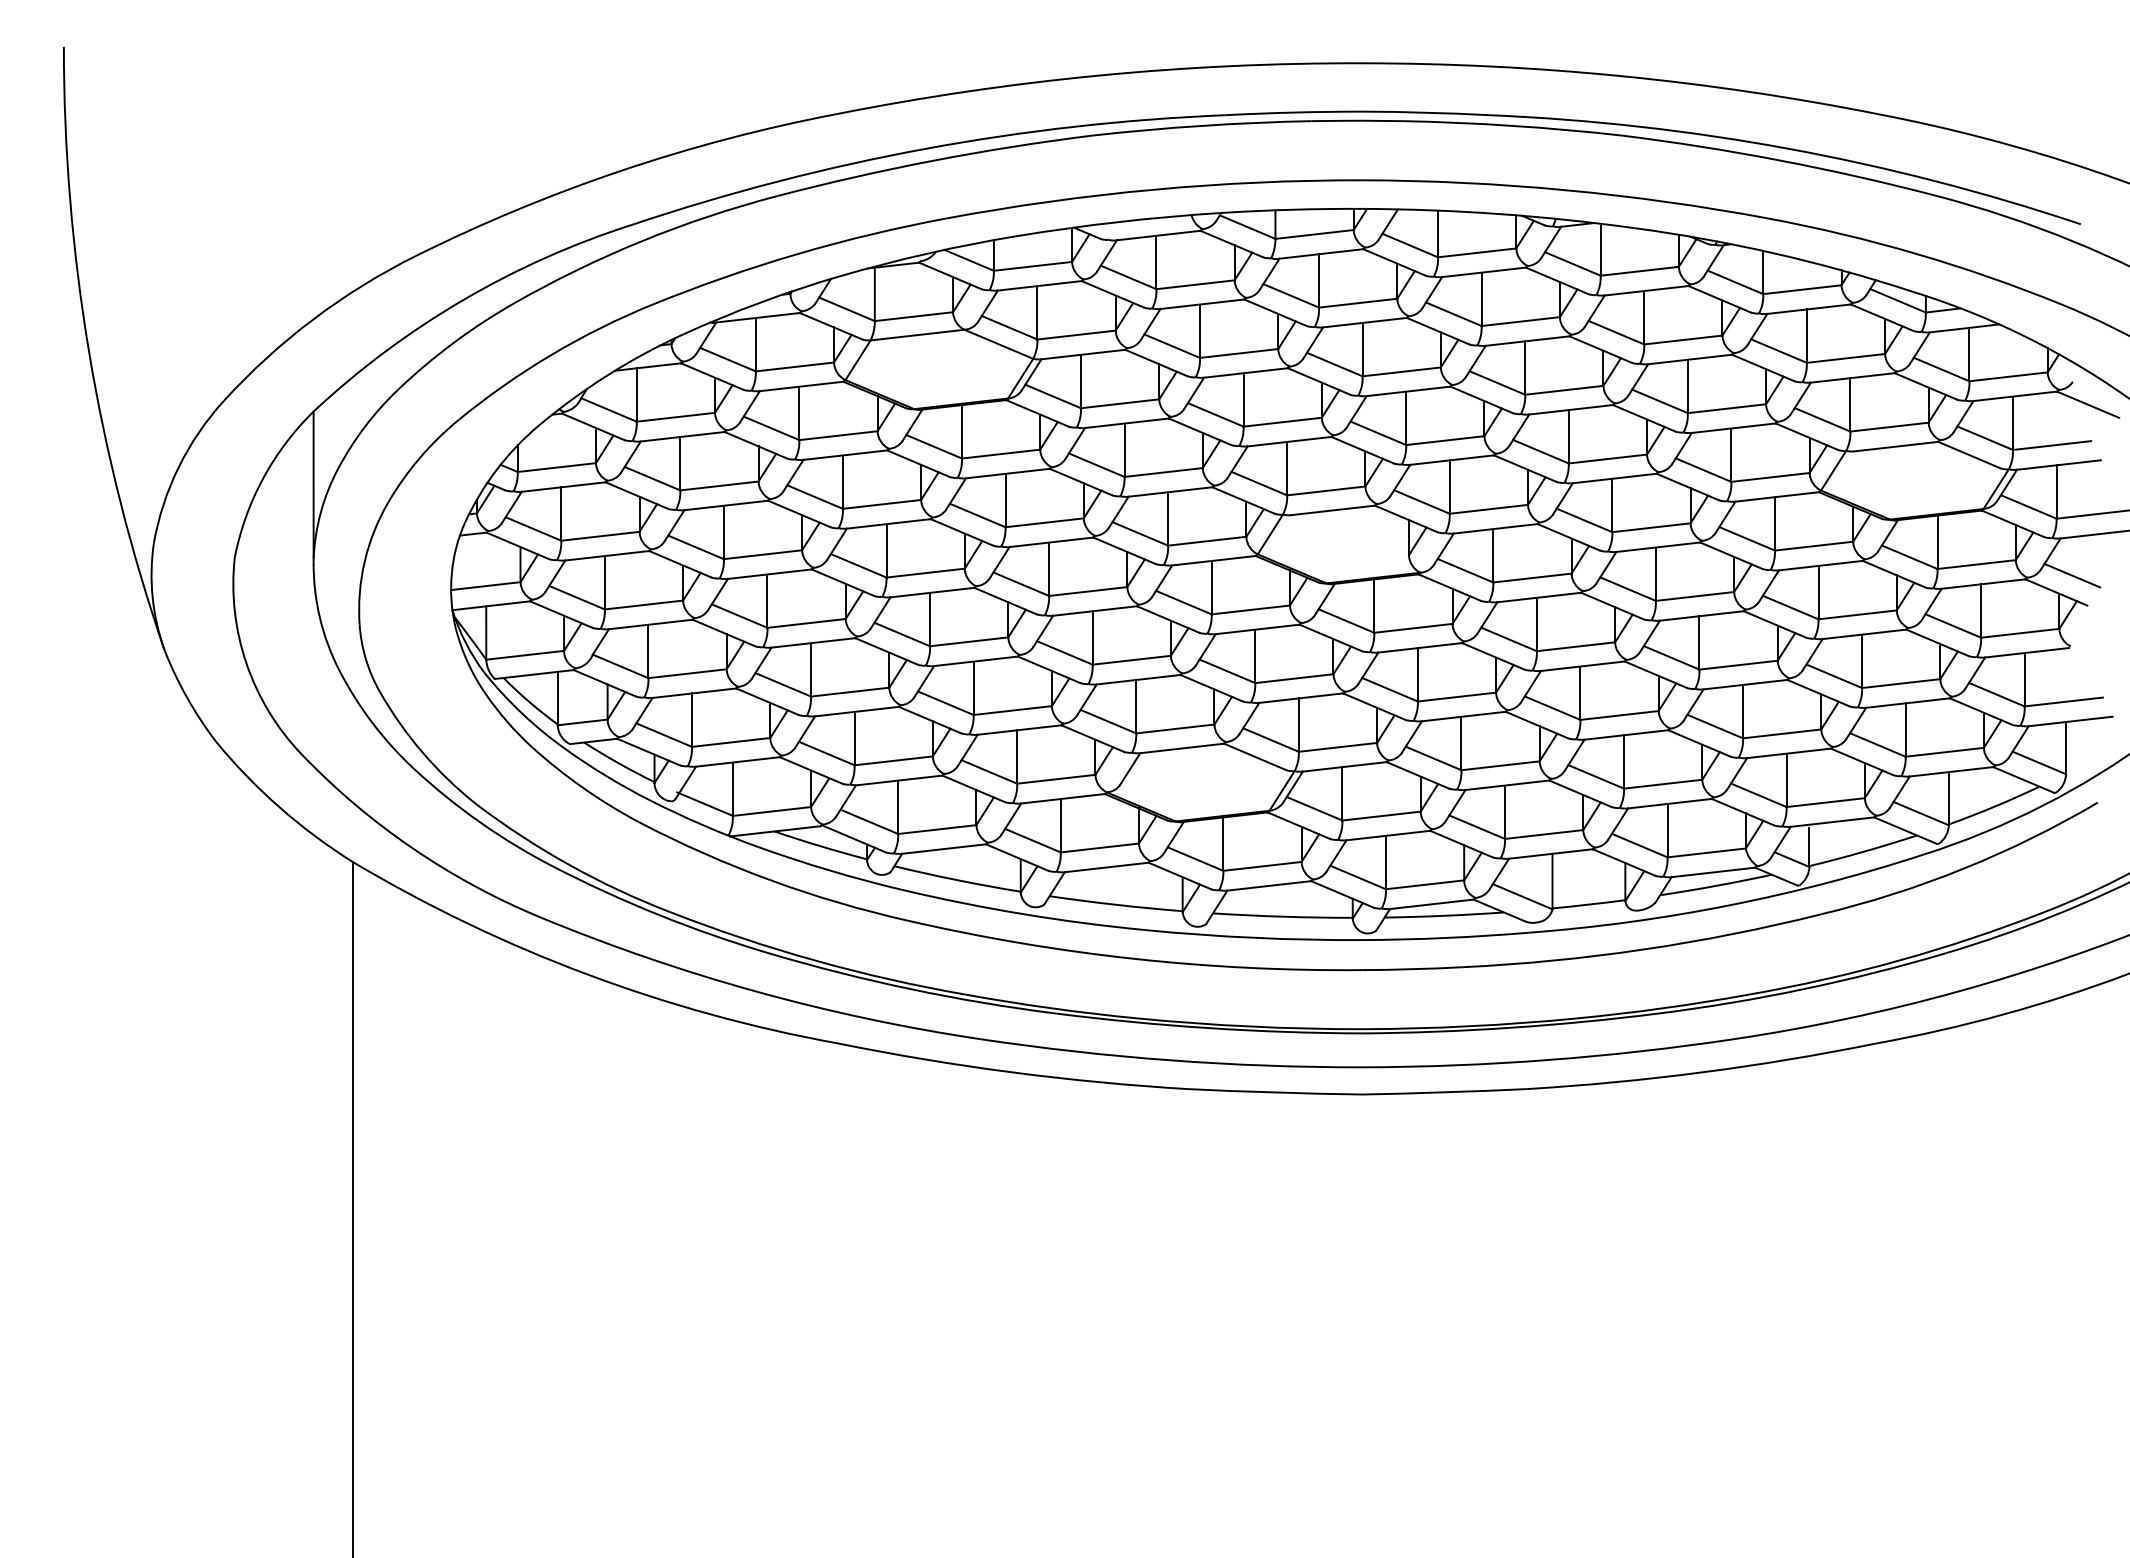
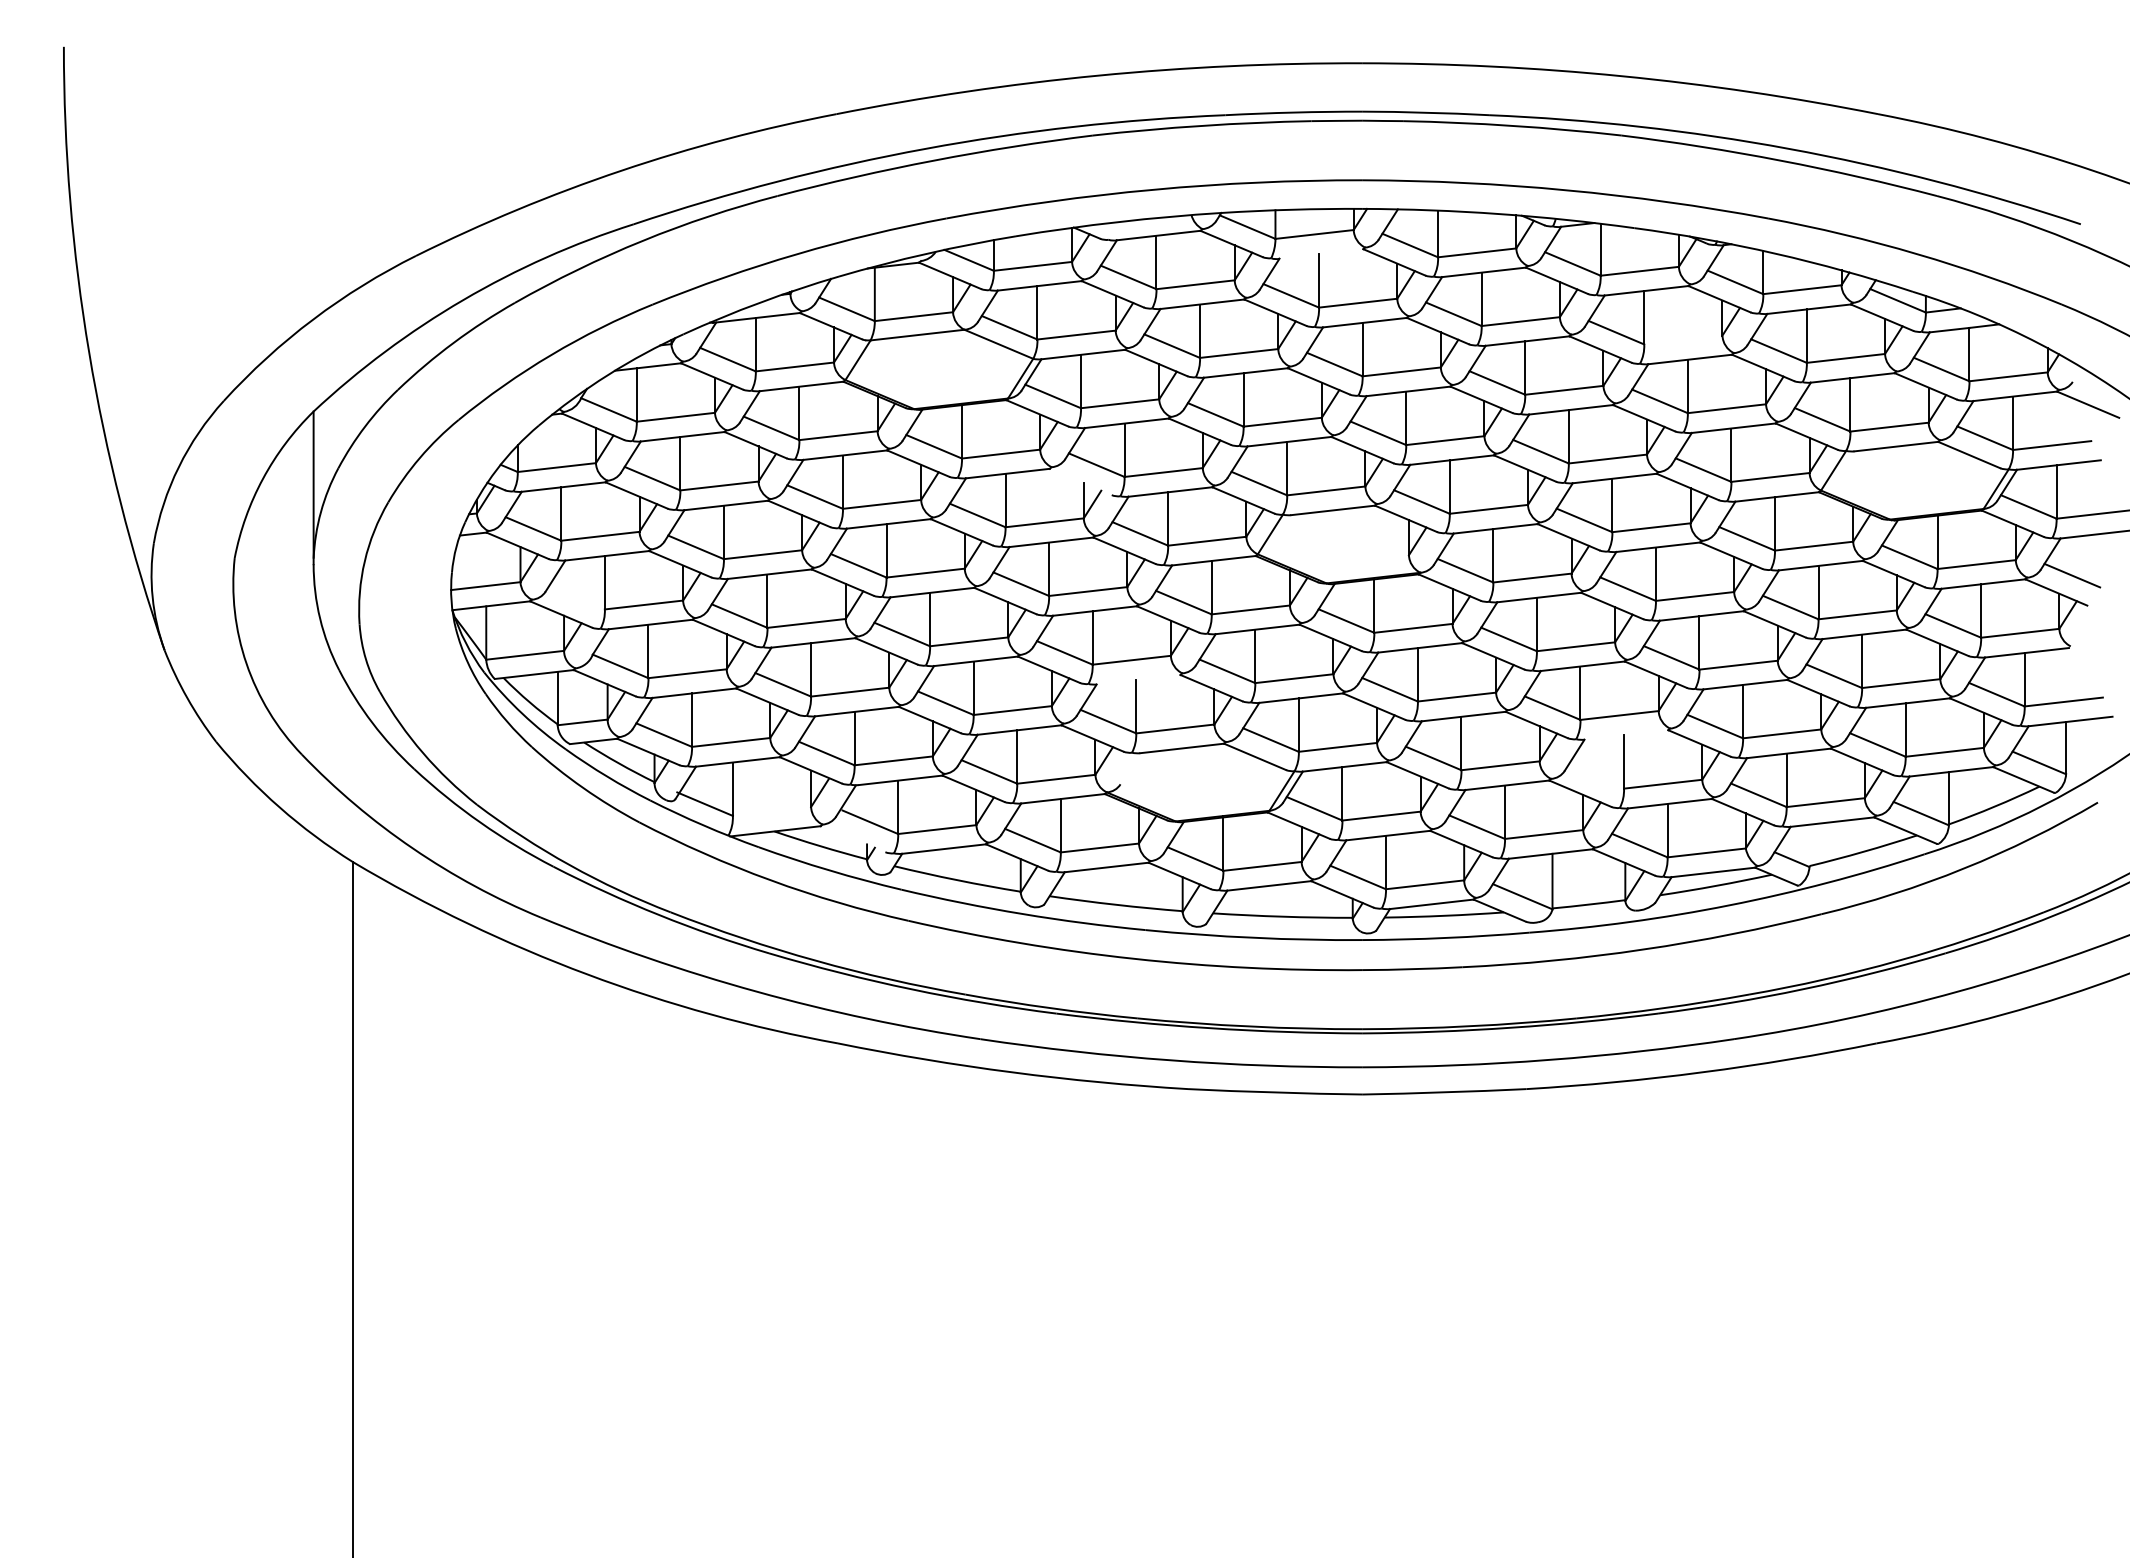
line: present -> none (1321, 253)
line: present -> none (1683, 339)
line: present -> none (1080, 481)
line: present -> none (576, 597)
line: present -> none (1138, 679)
line: present -> none (1626, 734)
line: present -> none (1130, 768)
line: present -> none (1596, 776)
line: present -> none (771, 811)
line: present -> none (854, 838)
line: present -> none (1809, 846)
